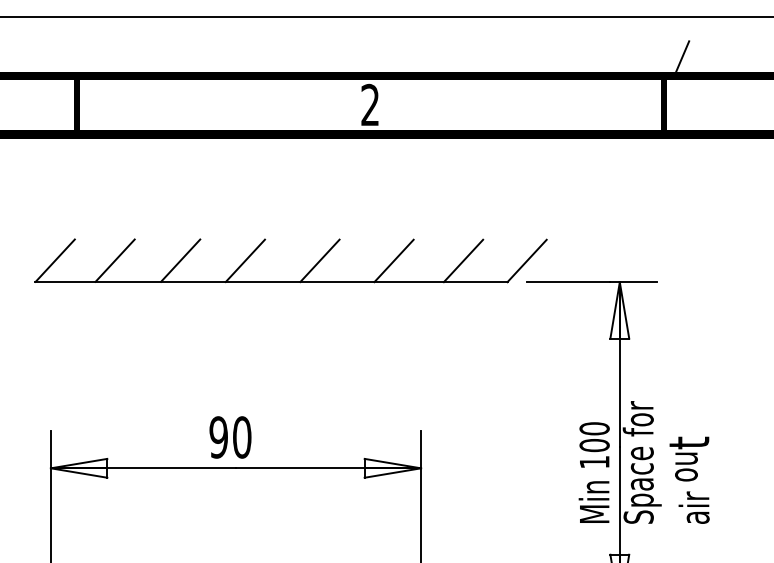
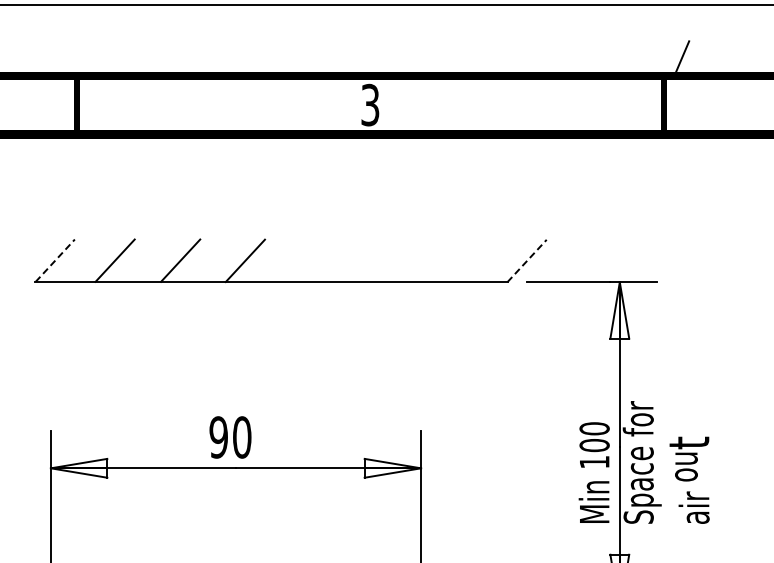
line position: (386, 17) -> (386, 5) (386, 5)
text: 2 -> 3 (370, 105)
line: solid -> dashed (55, 260)
line: present -> none (319, 260)
line: present -> none (393, 260)
line: present -> none (463, 260)
line: solid -> dashed (527, 261)
